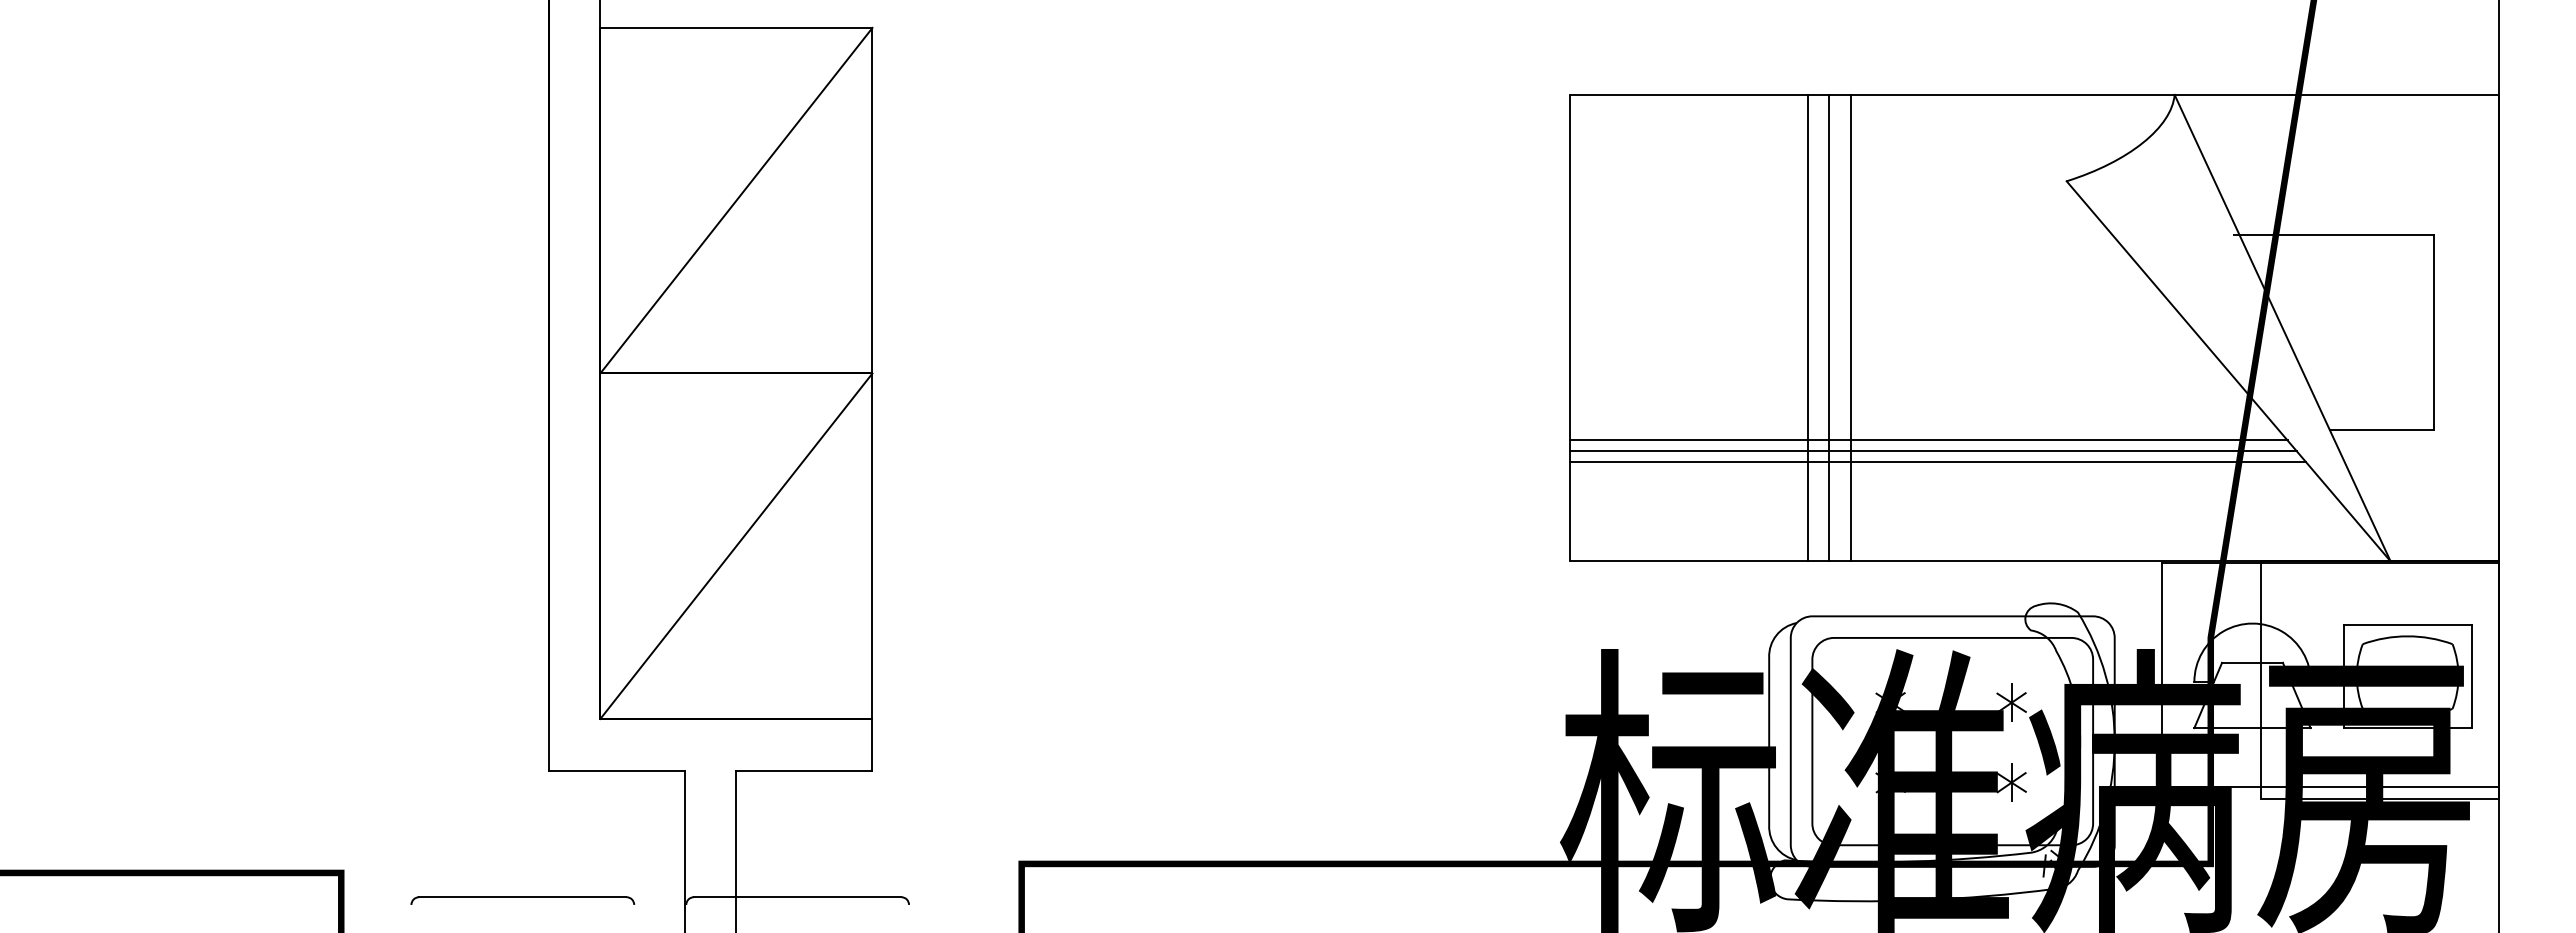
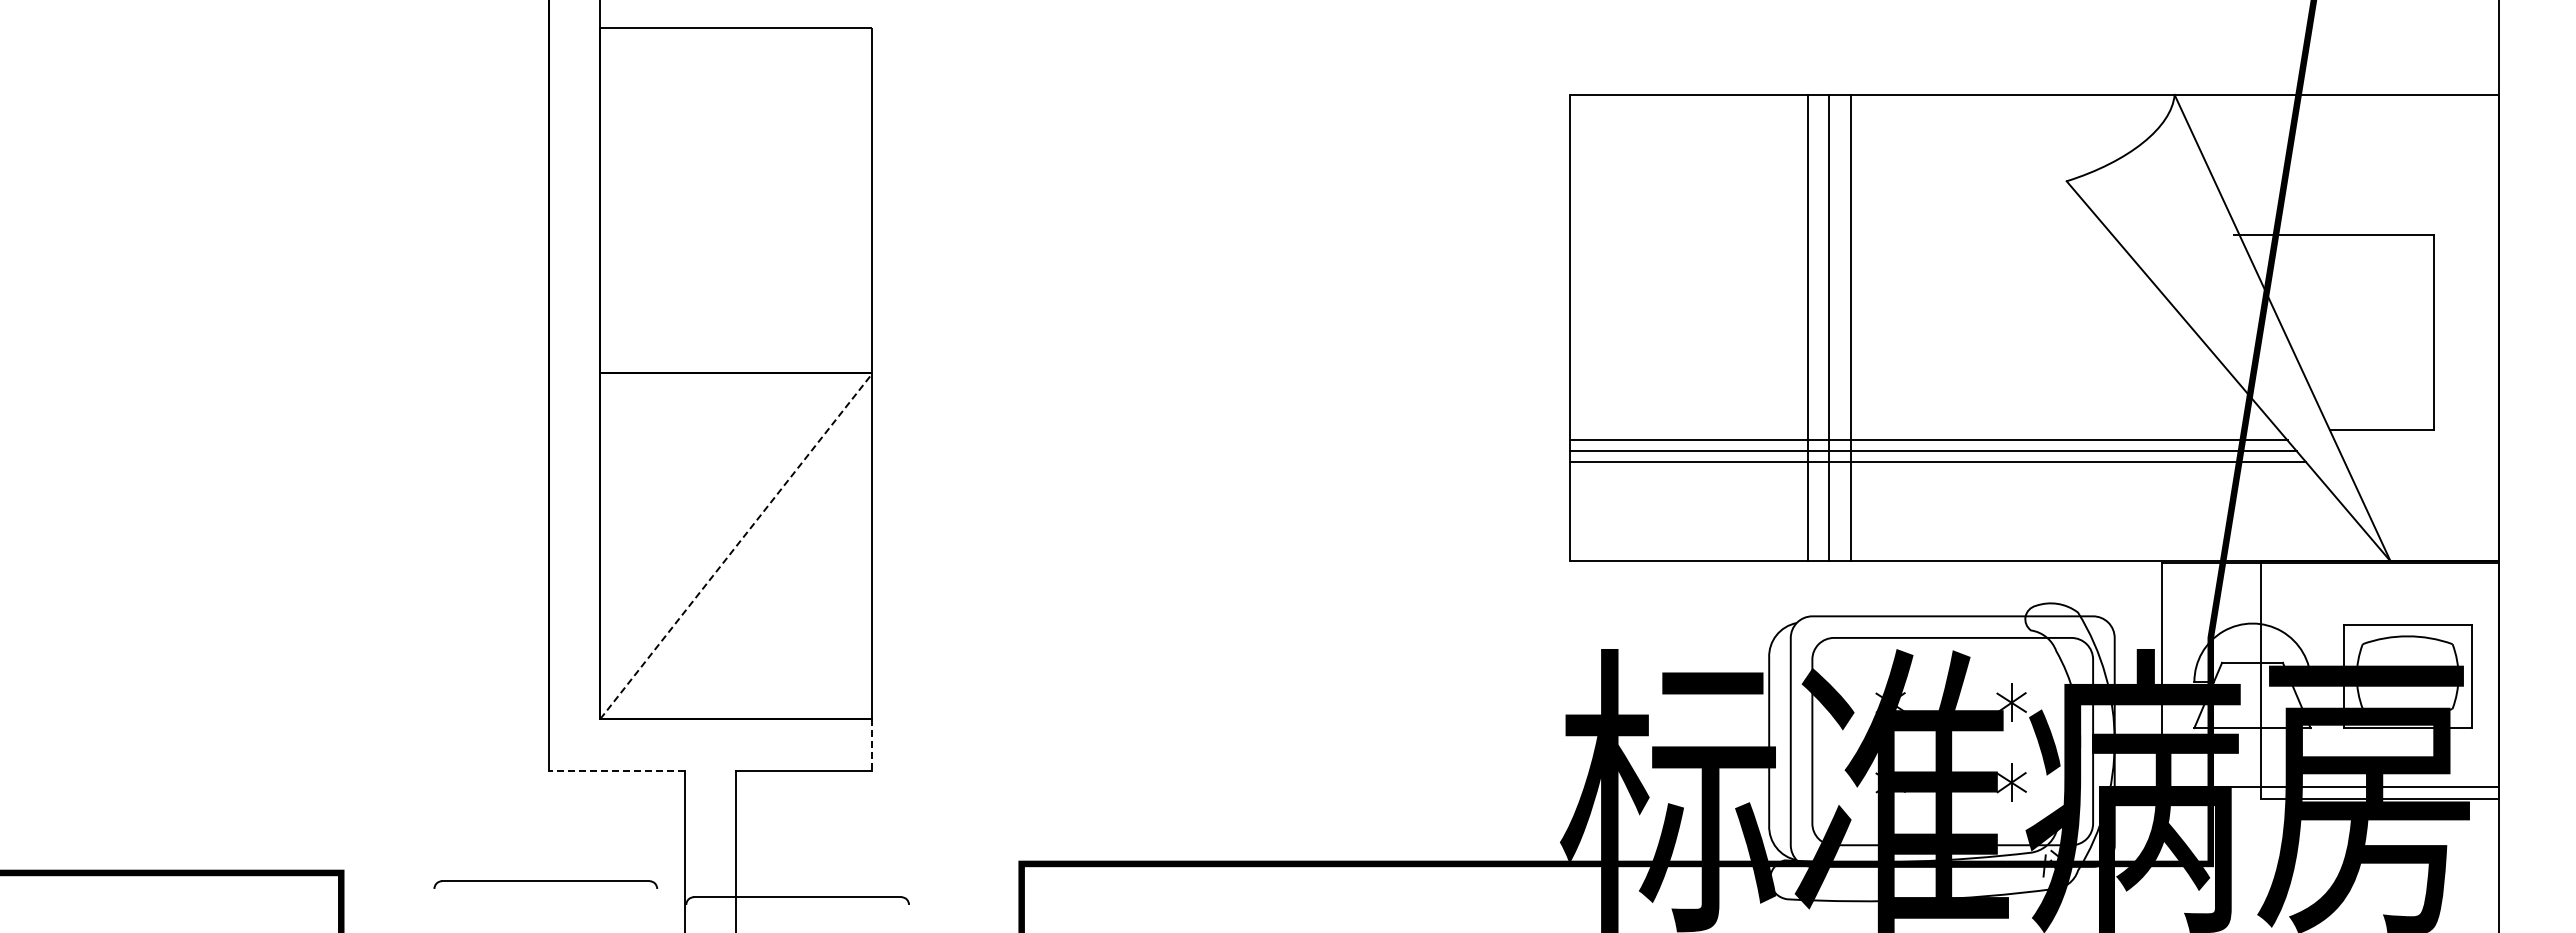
line: present -> none (736, 200)
line: solid -> dashed (736, 546)
line: solid -> dashed (872, 744)
line: solid -> dashed (616, 770)
part position: (522, 900) -> (545, 884) (545, 884)
